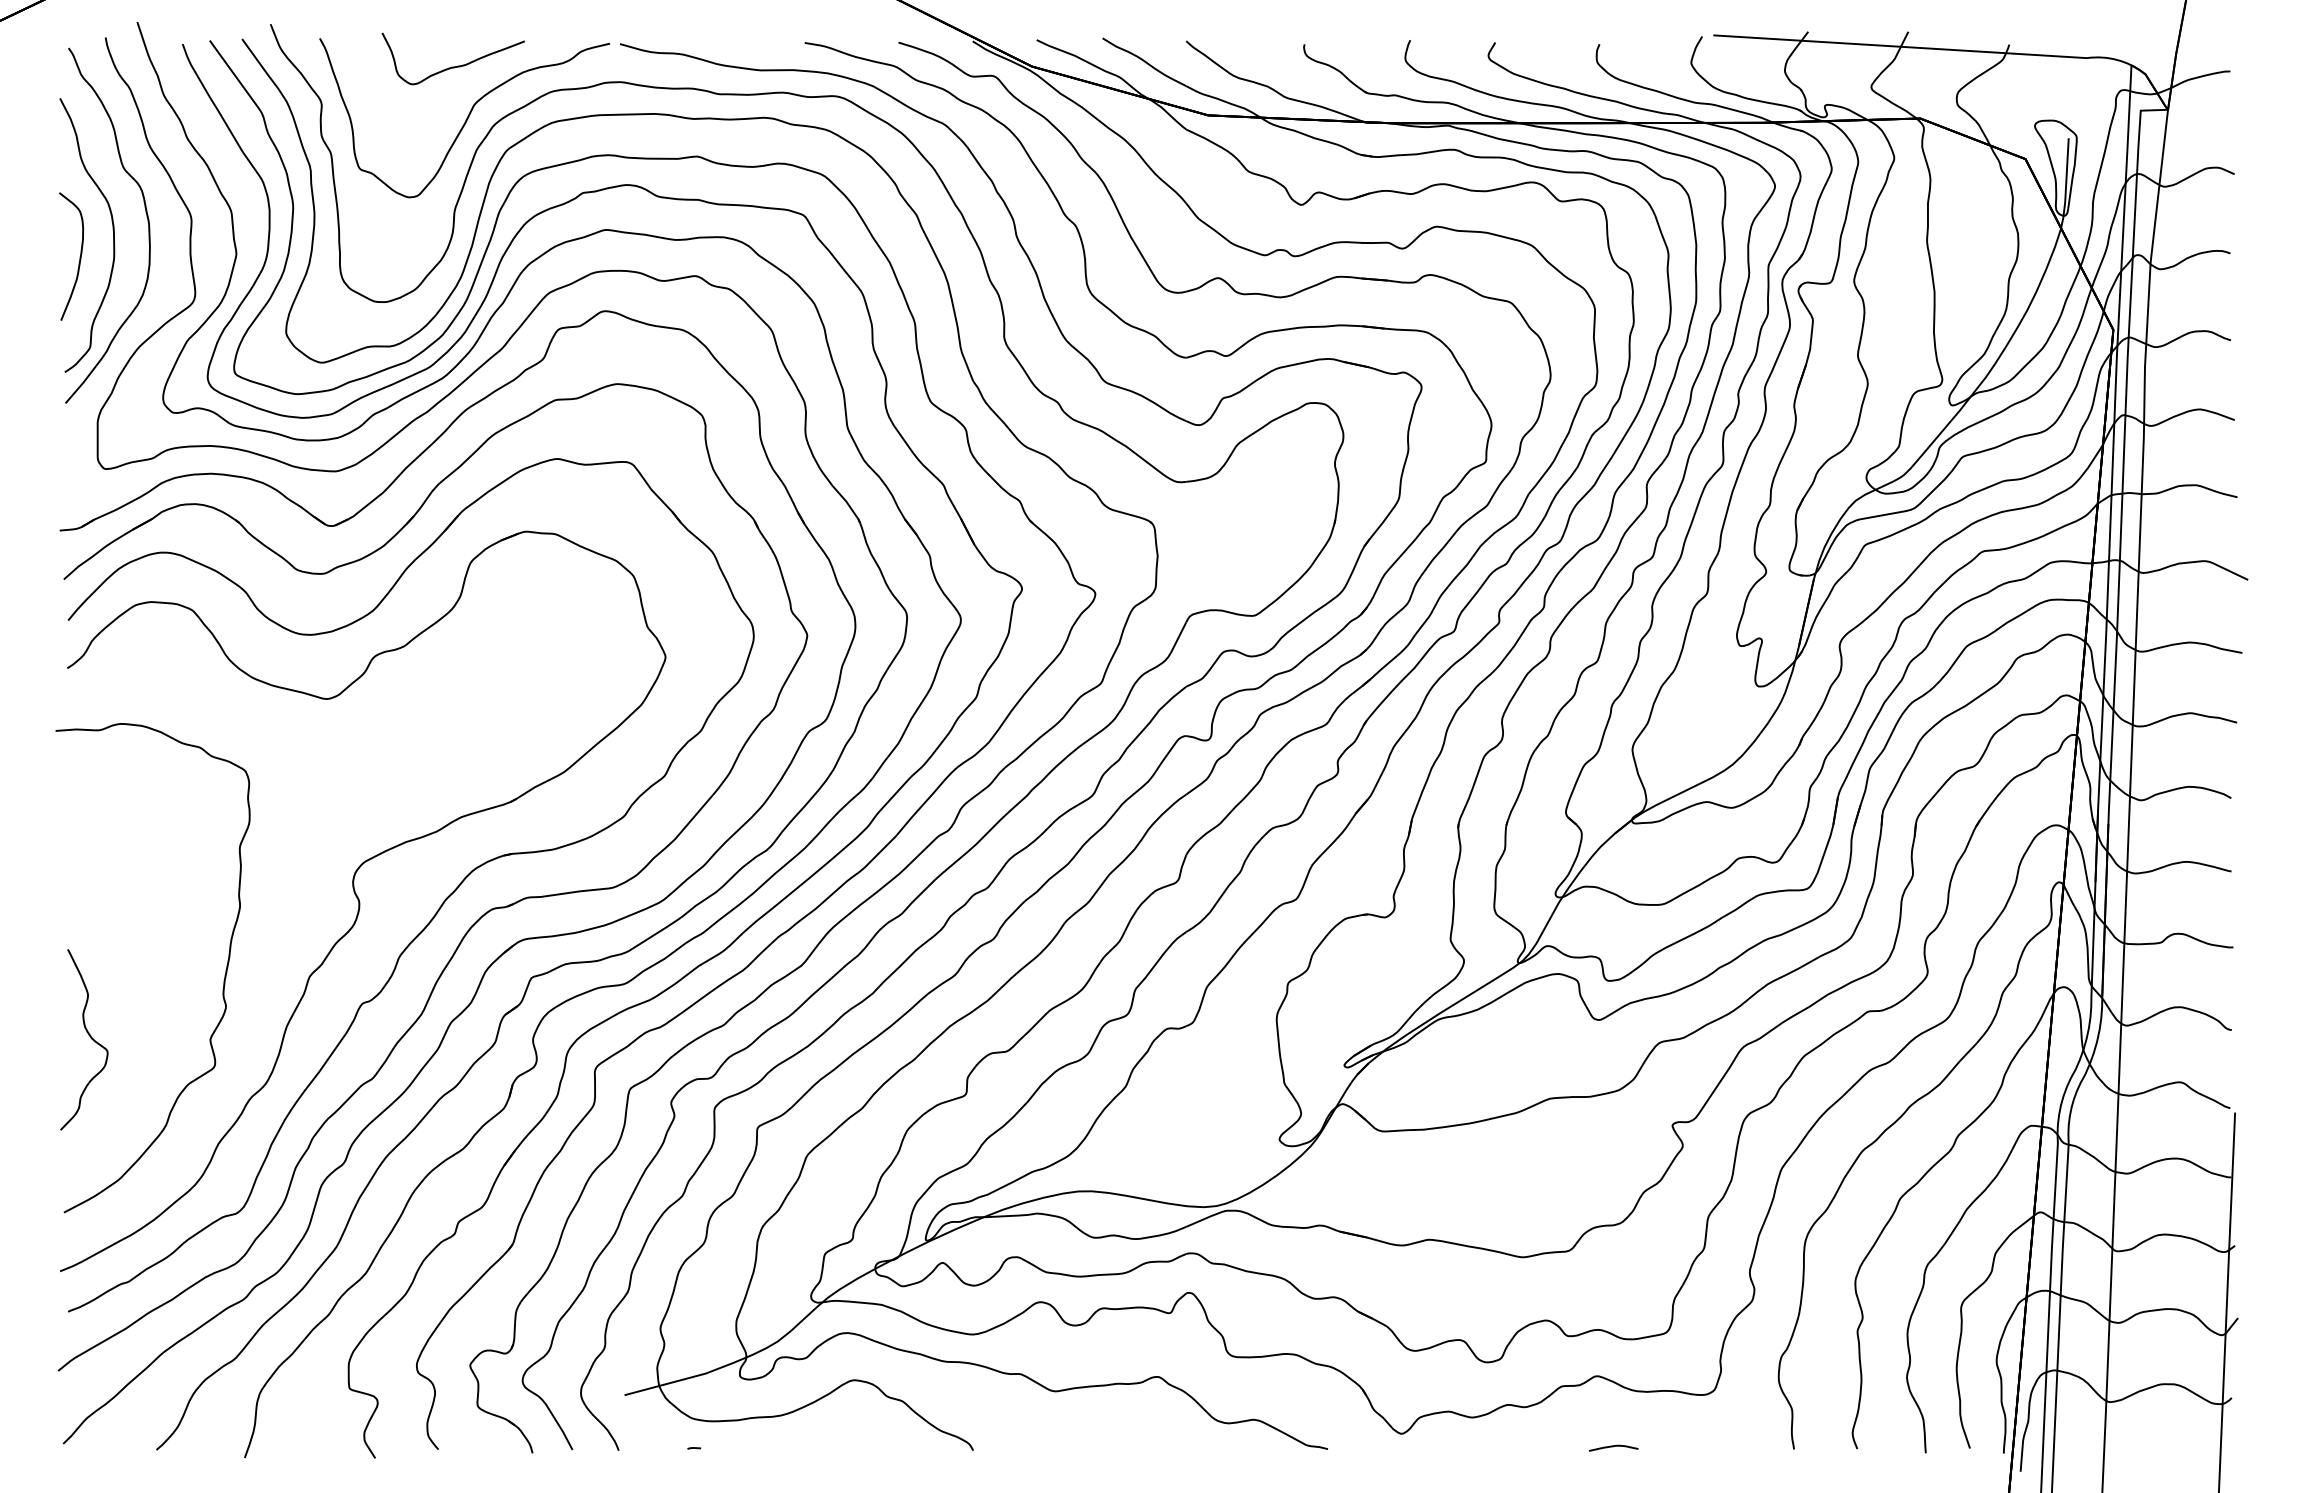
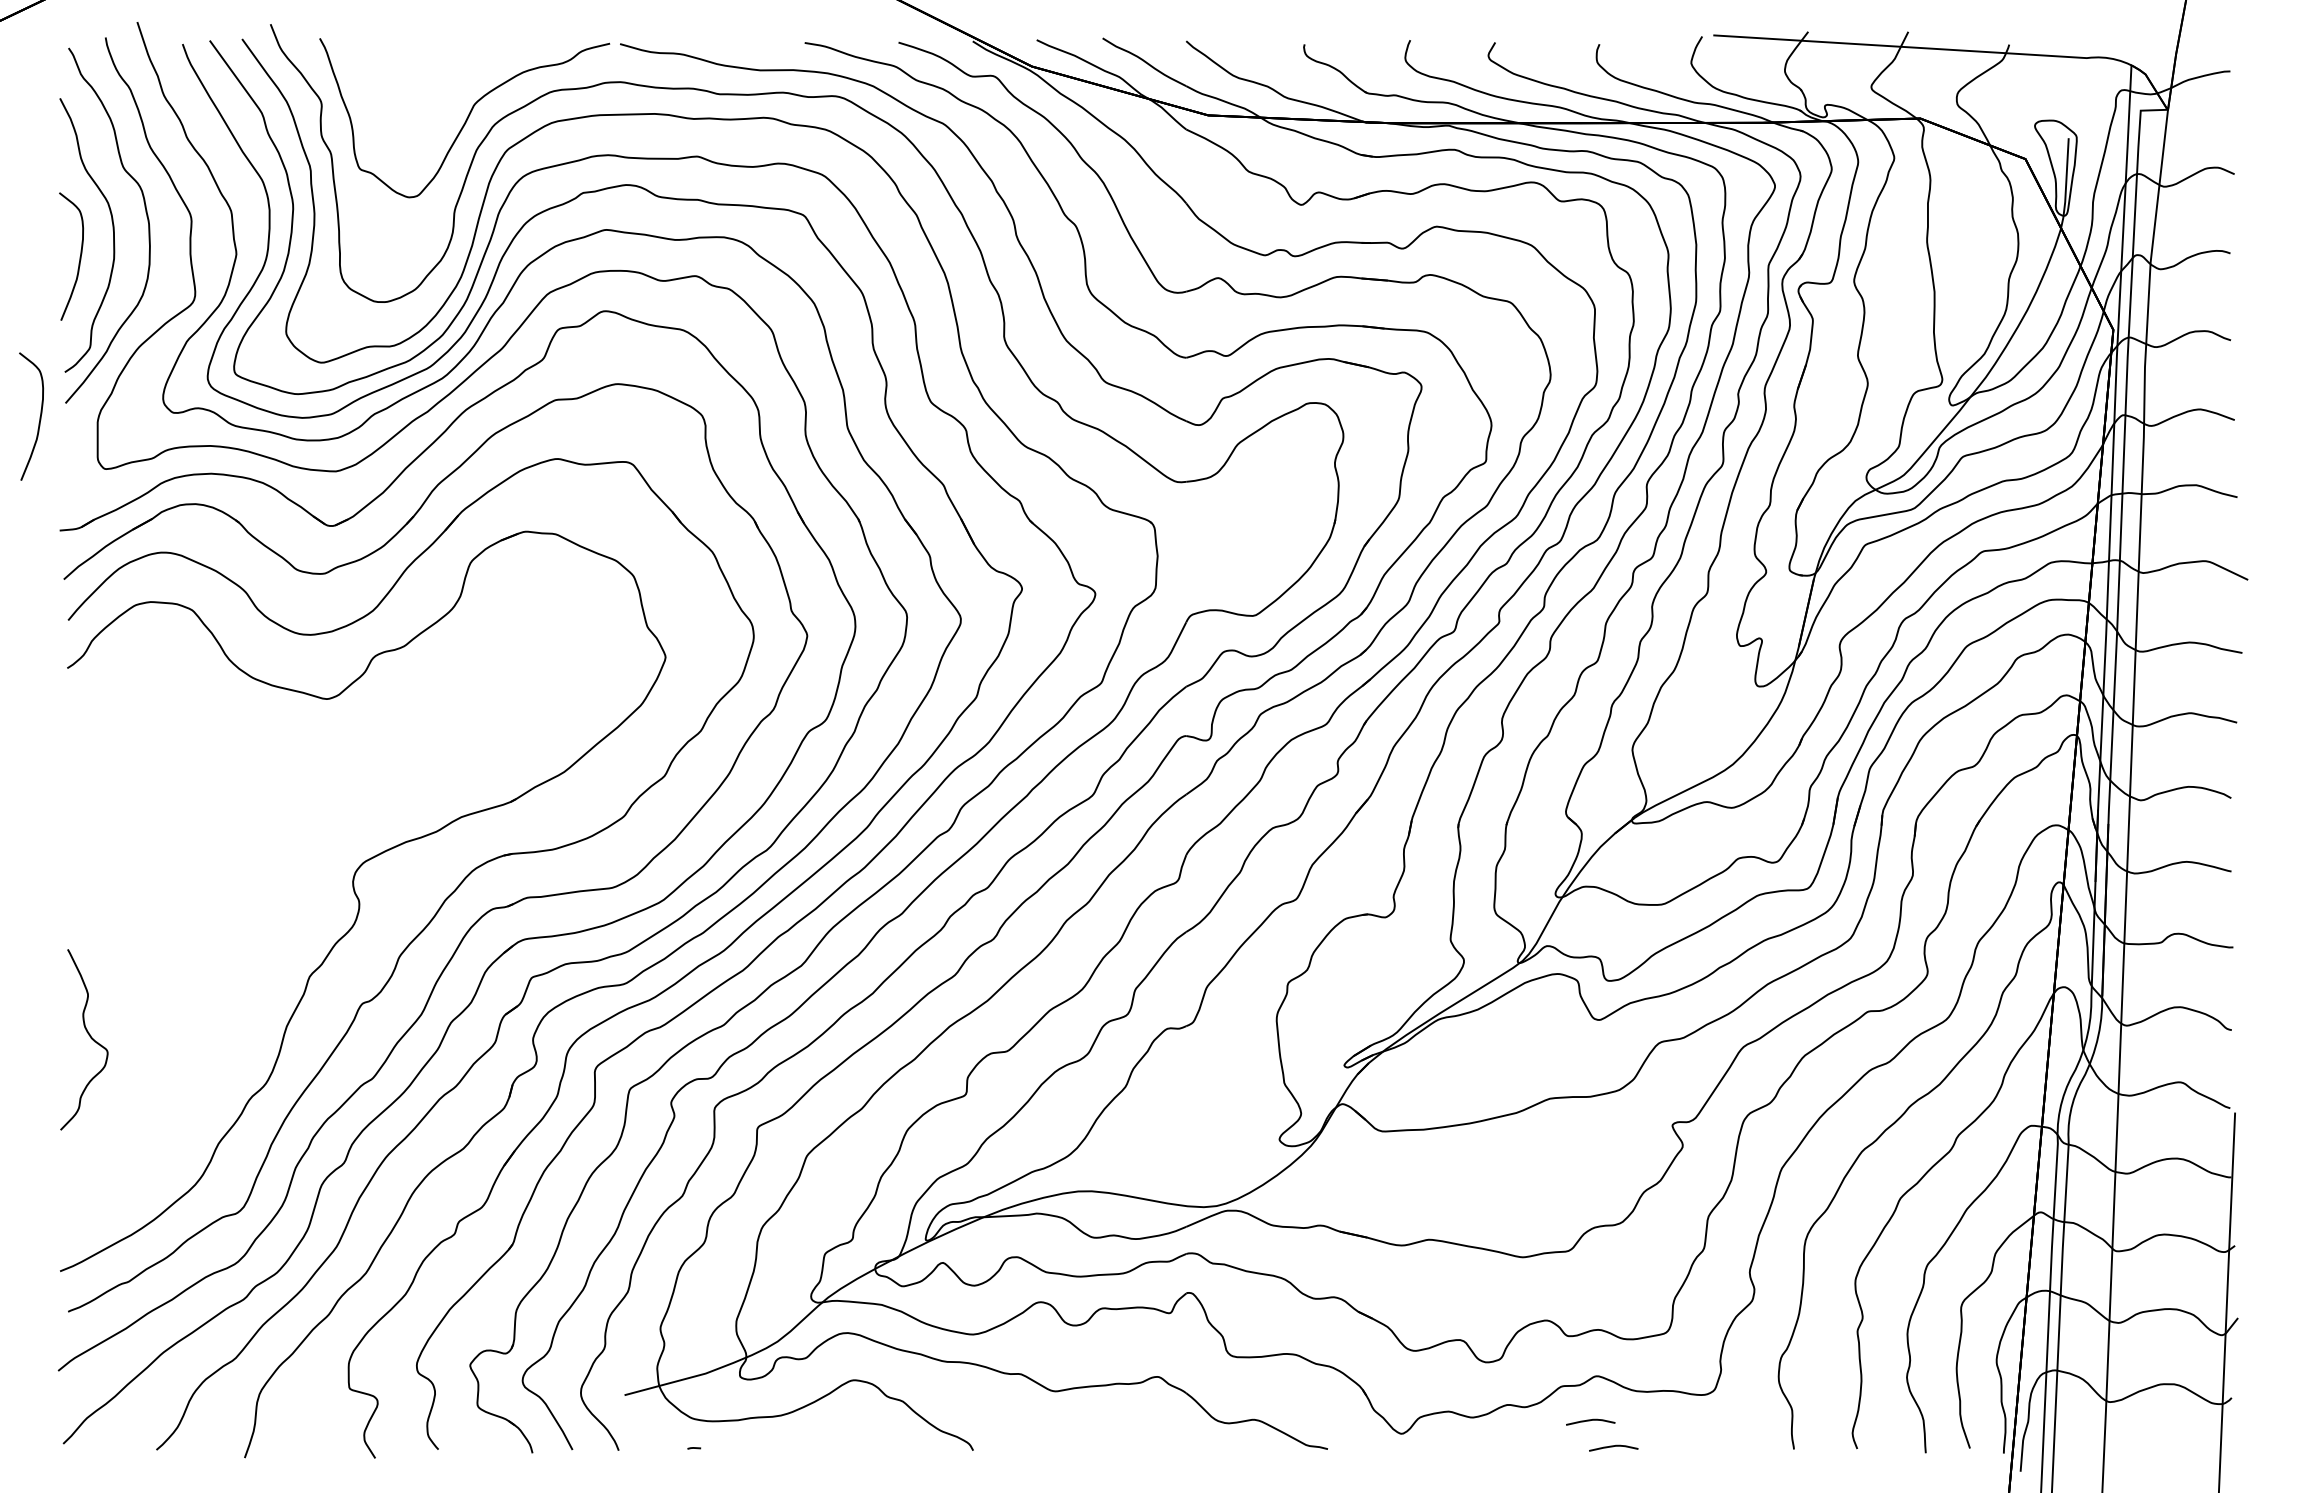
curve: present -> none (452, 66)
curve: none -> present (39, 416)
curve: present -> none (223, 980)
curve: none -> present (1590, 1421)
